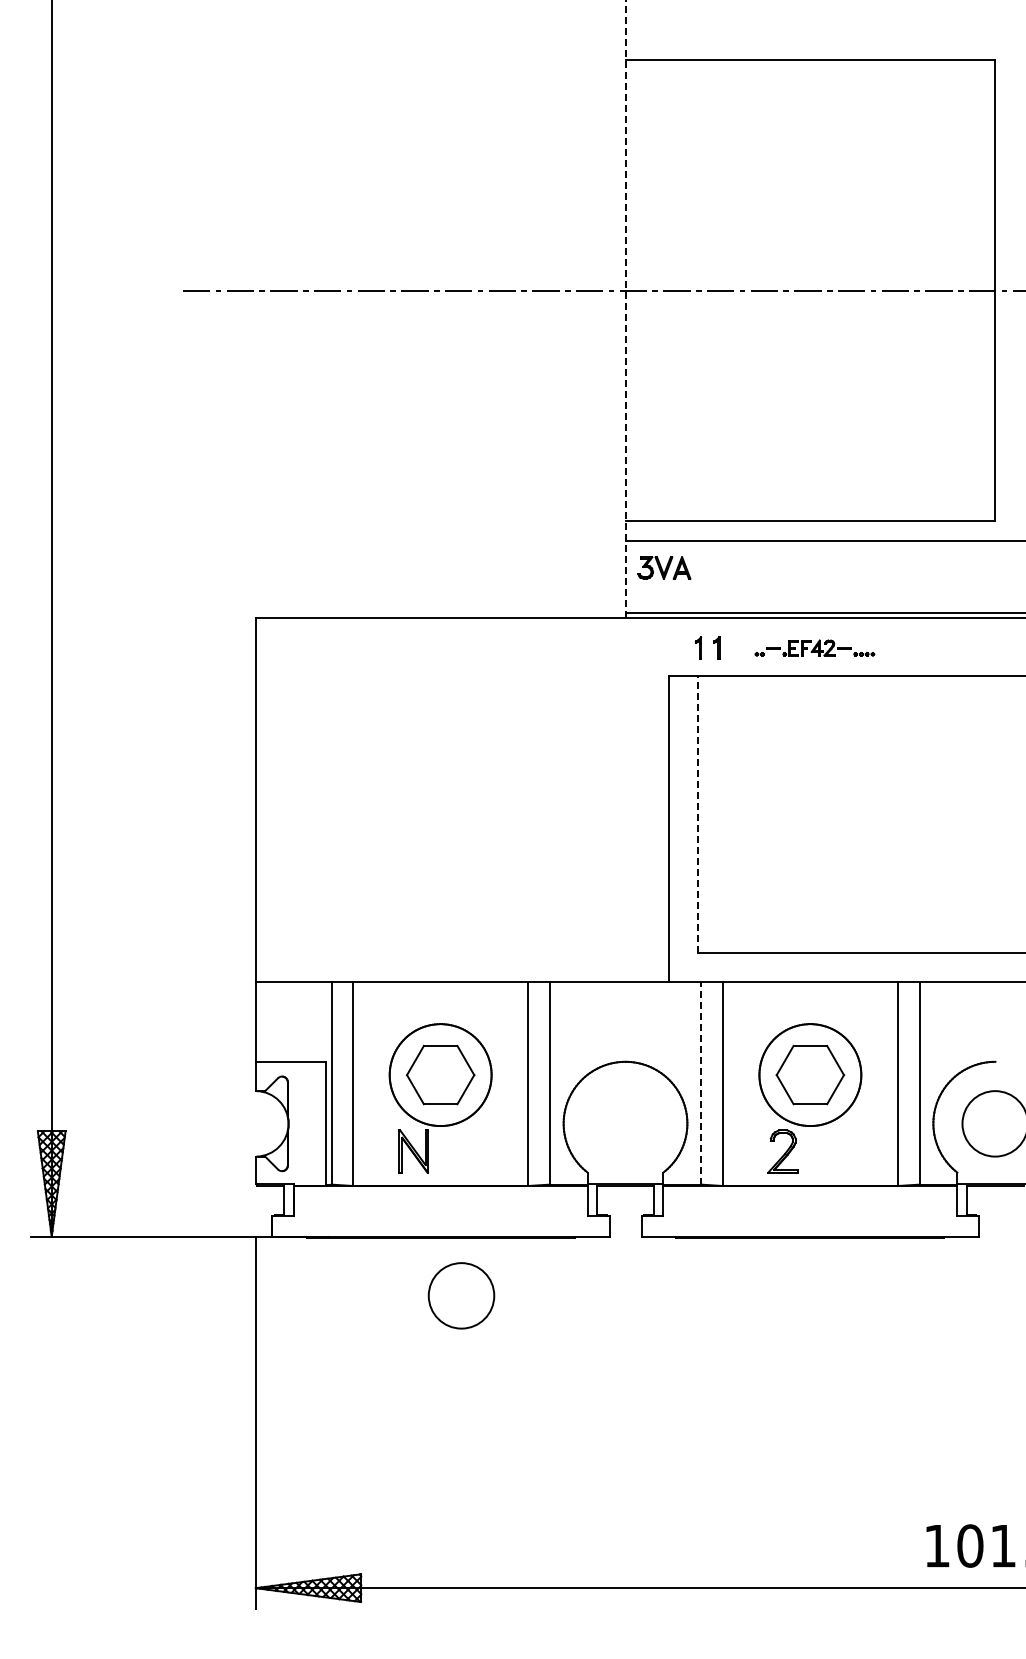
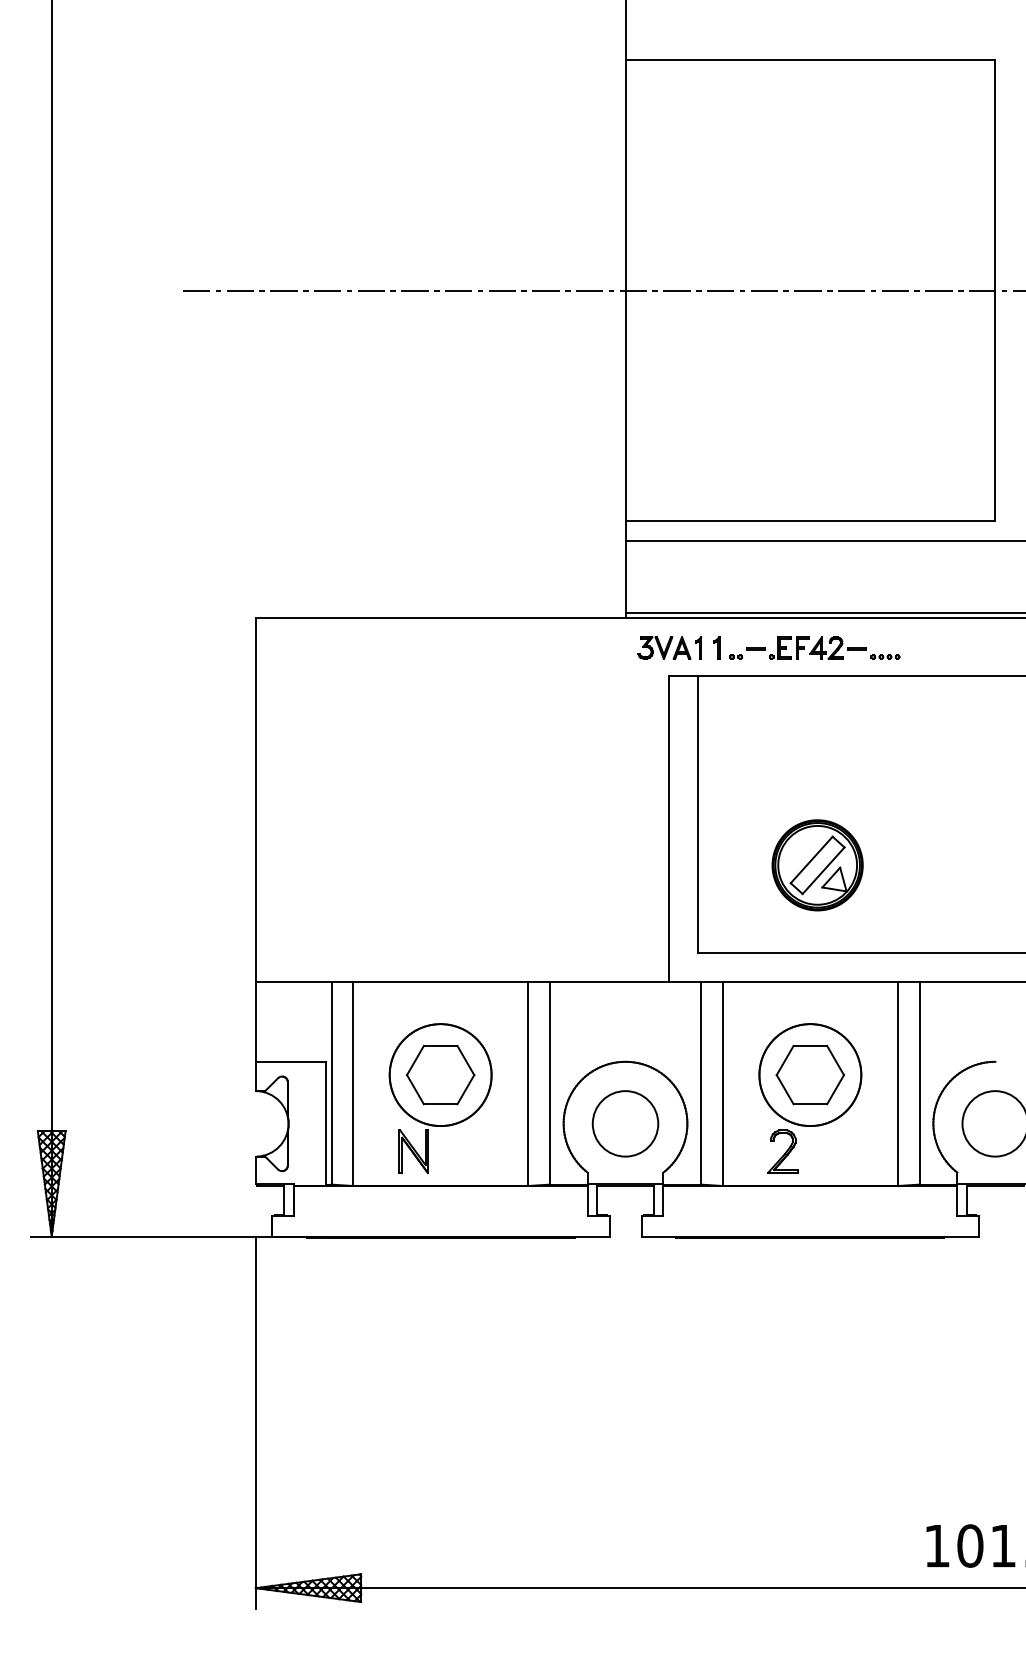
line: dashed -> solid (625, 309)
part position: (664, 567) -> (664, 647) (664, 647)
part size: 122x18 px -> 172x24 px (814, 647)
line: dashed -> solid (698, 814)
part: none -> present (817, 865)
line: dashed -> solid (701, 1082)
circle position: (461, 1295) -> (625, 1123) (625, 1123)
